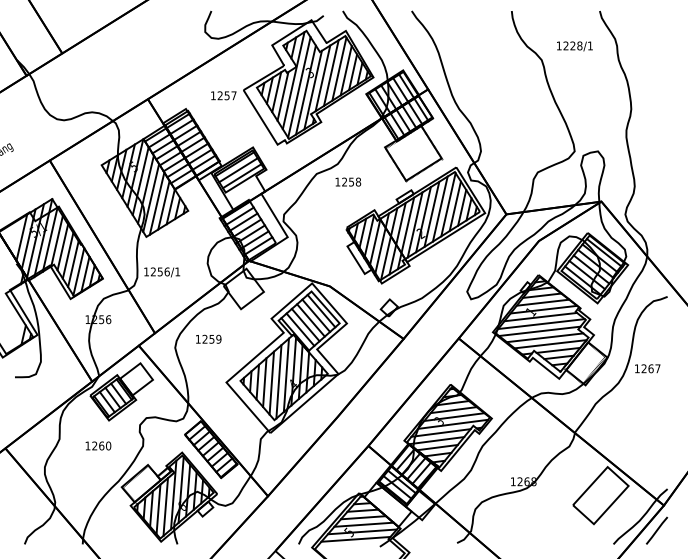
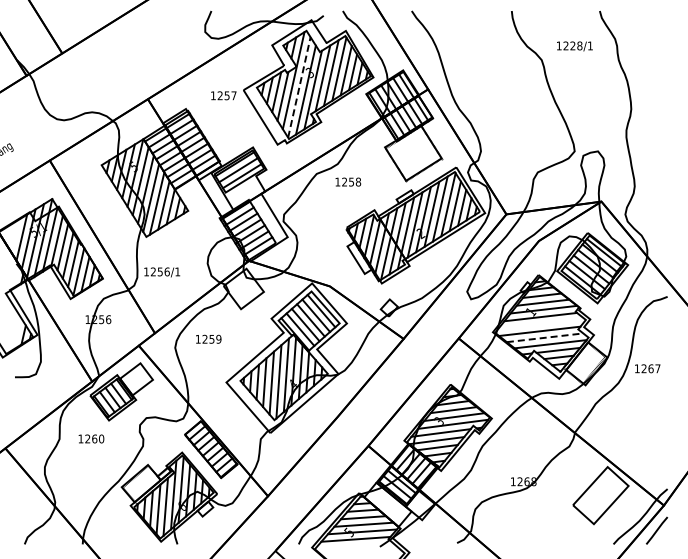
line: solid -> dashed (299, 86)
line: present -> none (541, 324)
line: solid -> dashed (545, 337)
text position: (98, 445) -> (91, 438) (91, 438)
